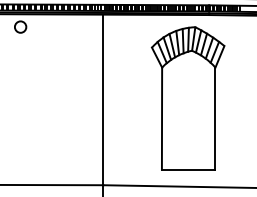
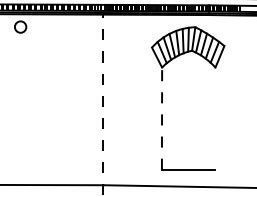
line: solid -> dashed (103, 105)
line: solid -> dashed (162, 118)
line: present -> none (215, 118)
